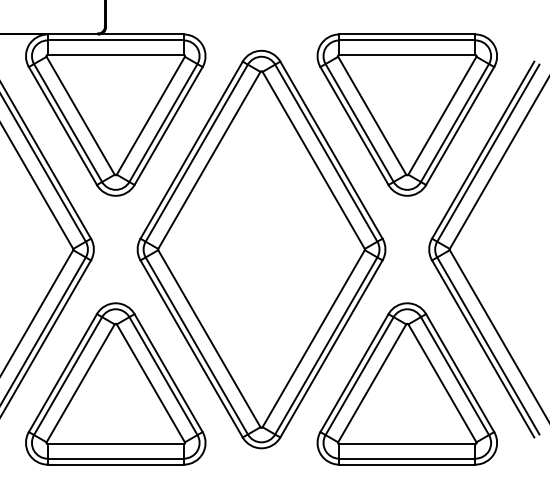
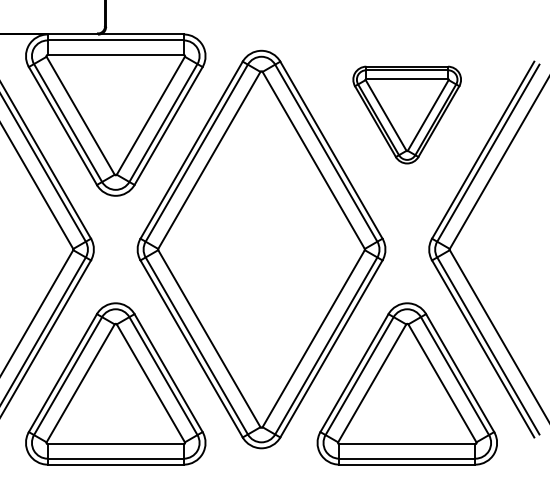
part size: 182x164 px -> 110x100 px (406, 114)
